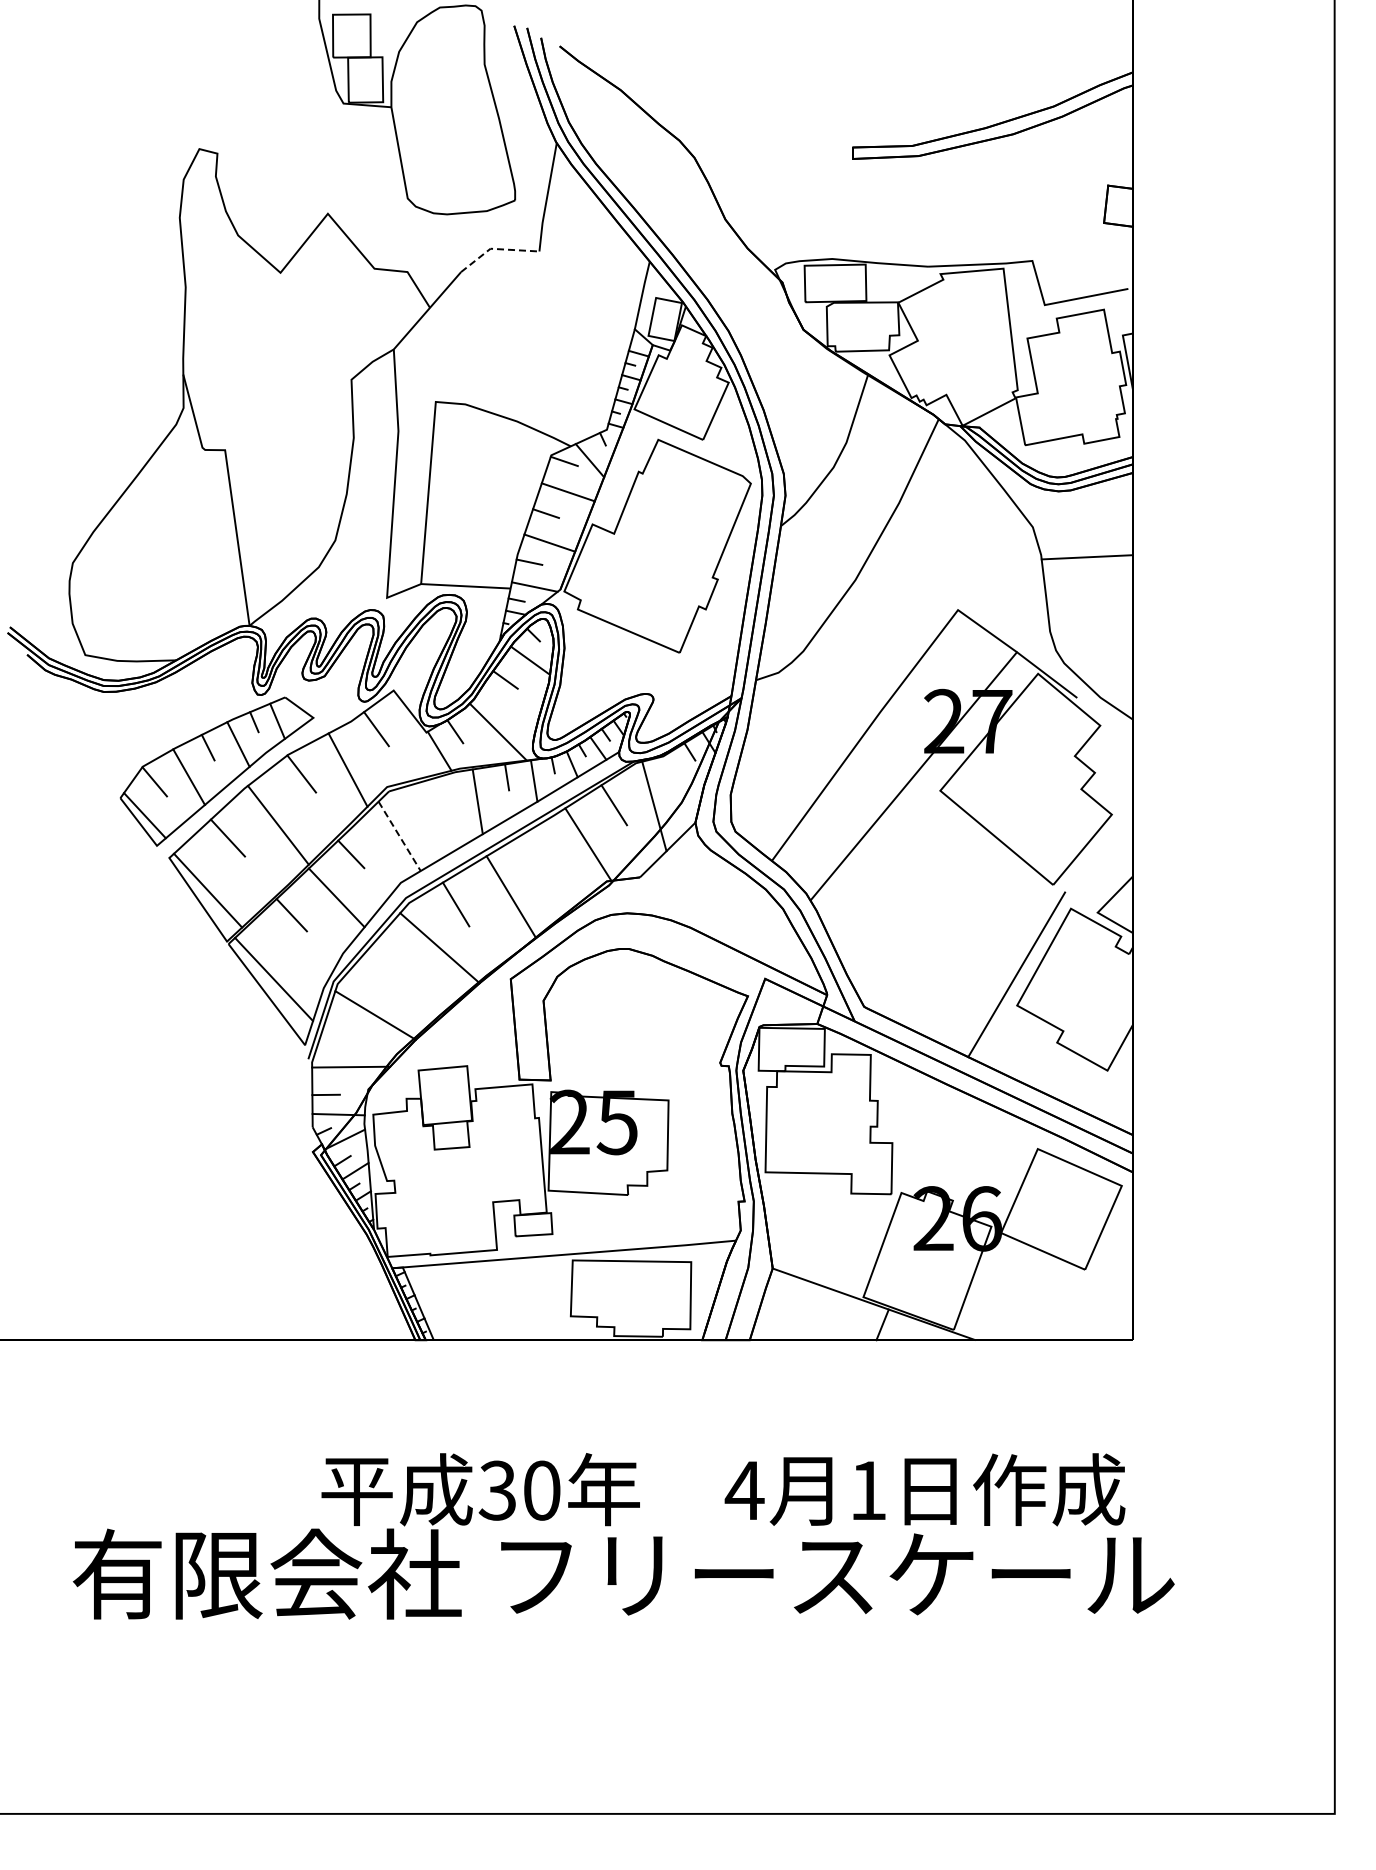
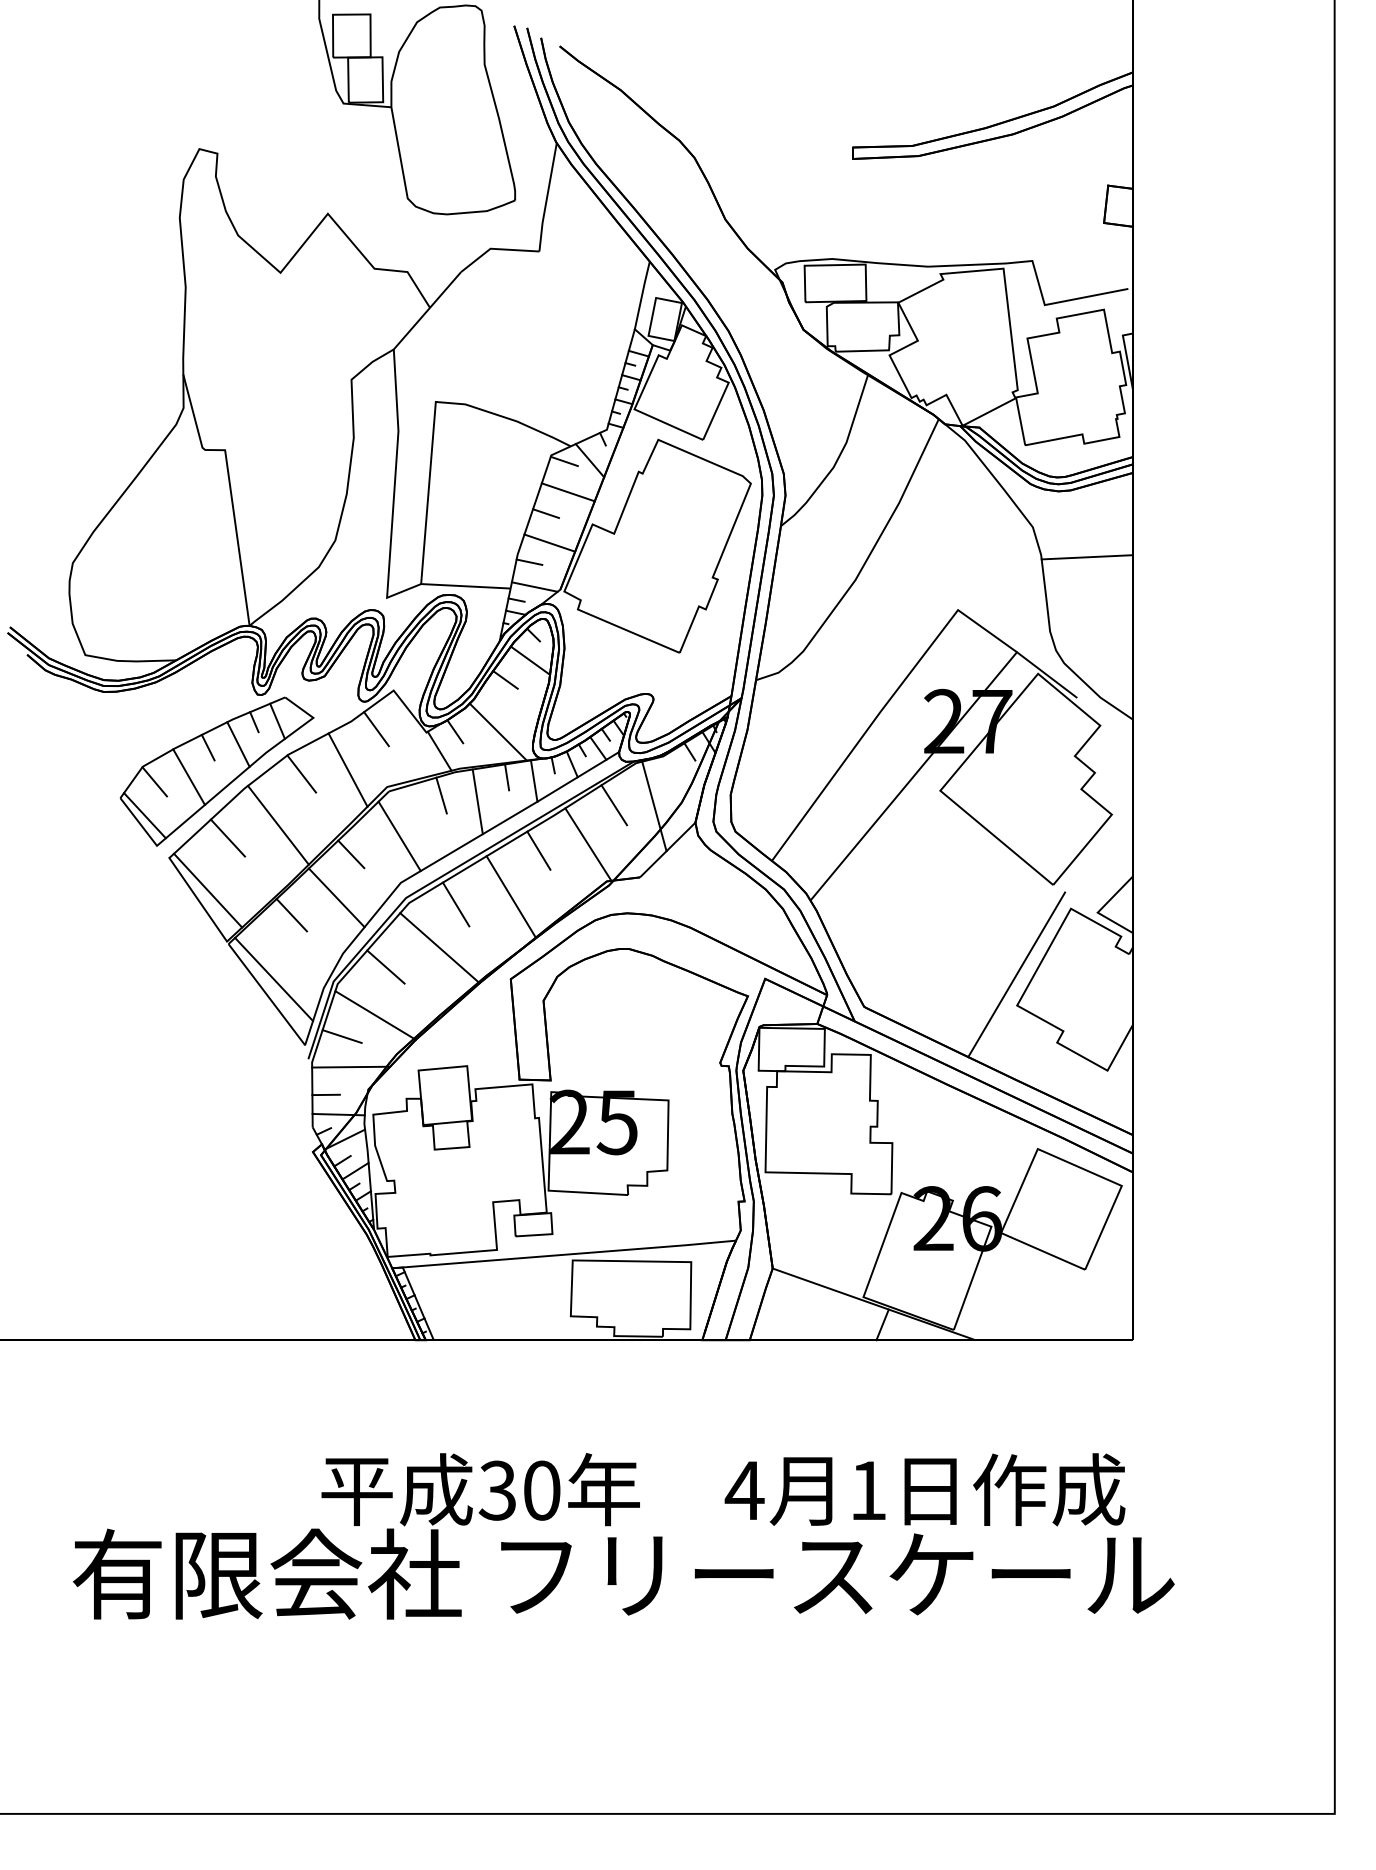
line: dashed -> solid (495, 249)
line: none -> present (441, 795)
line: dashed -> solid (399, 836)
line: none -> present (538, 850)
line: none -> present (385, 966)
line: none -> present (341, 1036)
